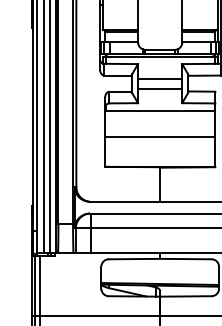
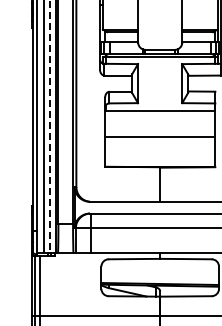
line: present -> none (160, 79)
line: present -> none (160, 88)
line: solid -> dashed (49, 127)
